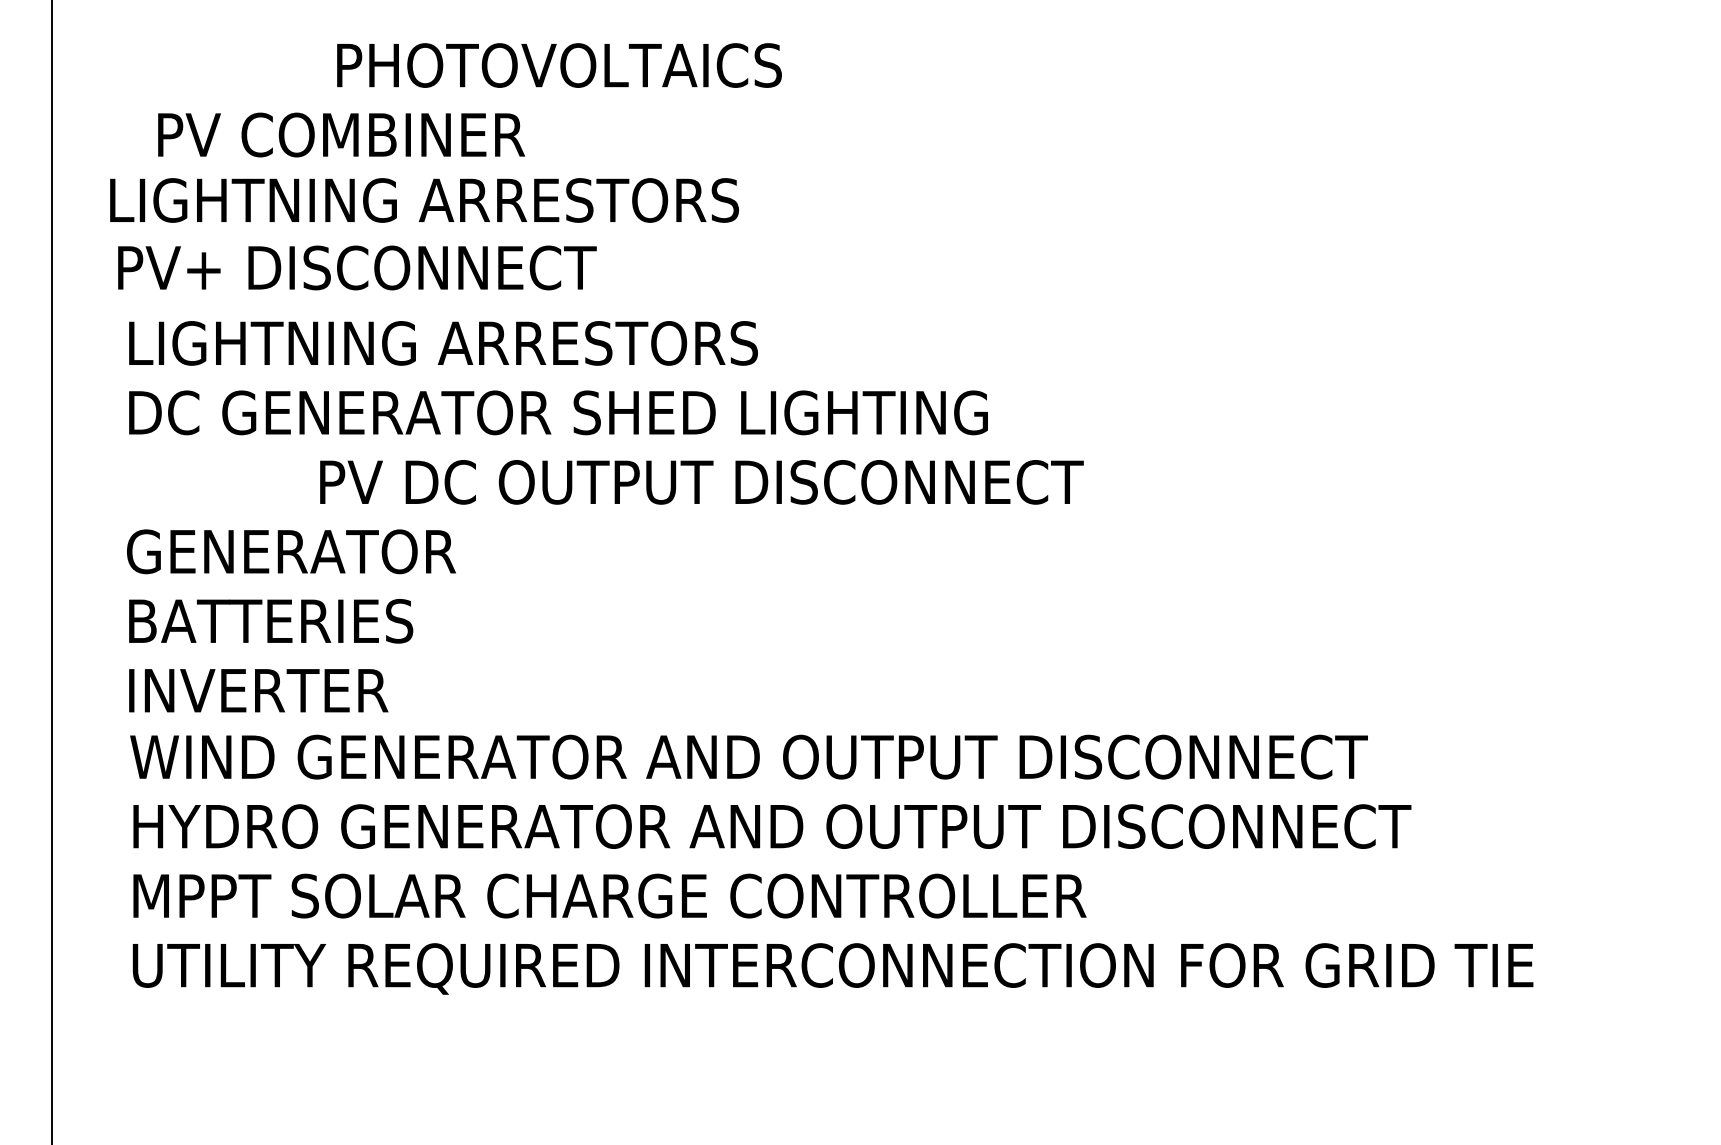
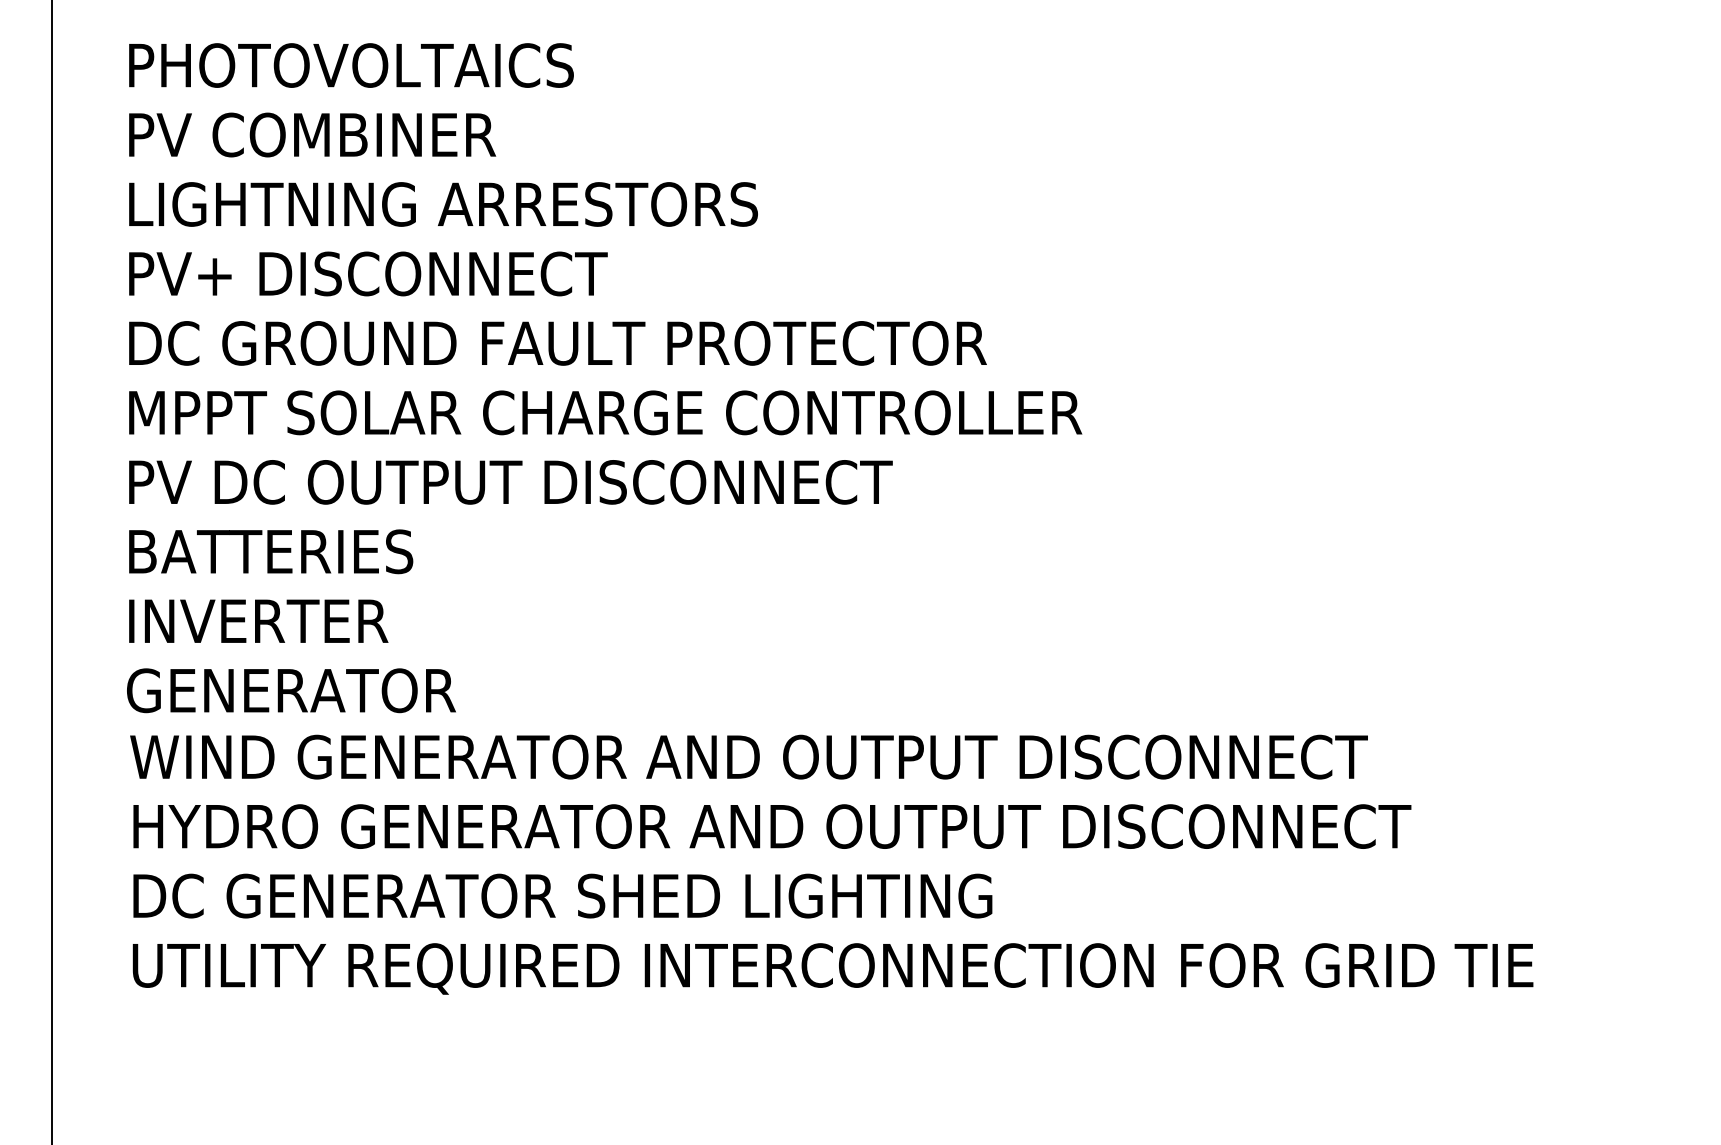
text position: (559, 65) -> (351, 65) (351, 65)
text position: (341, 134) -> (312, 134) (312, 134)
text position: (424, 200) -> (443, 204) (443, 204)
text position: (357, 267) -> (368, 273) (368, 273)
text: LIGHTNING ARRESTORS -> DC GROUND FAULT PROTECTOR (560, 343)
text: DC GENERATOR SHED LIGHTING -> MPPT SOLAR CHARGE CONTROLLER (608, 412)
text position: (701, 482) -> (510, 482) (510, 482)
text: GENERATOR -> BATTERIES (291, 551)
text: BATTERIES -> INVERTER (273, 620)
text: INVERTER -> GENERATOR (291, 690)
text: MPPT SOLAR CHARGE CONTROLLER -> DC GENERATOR SHED LIGHTING (612, 895)
